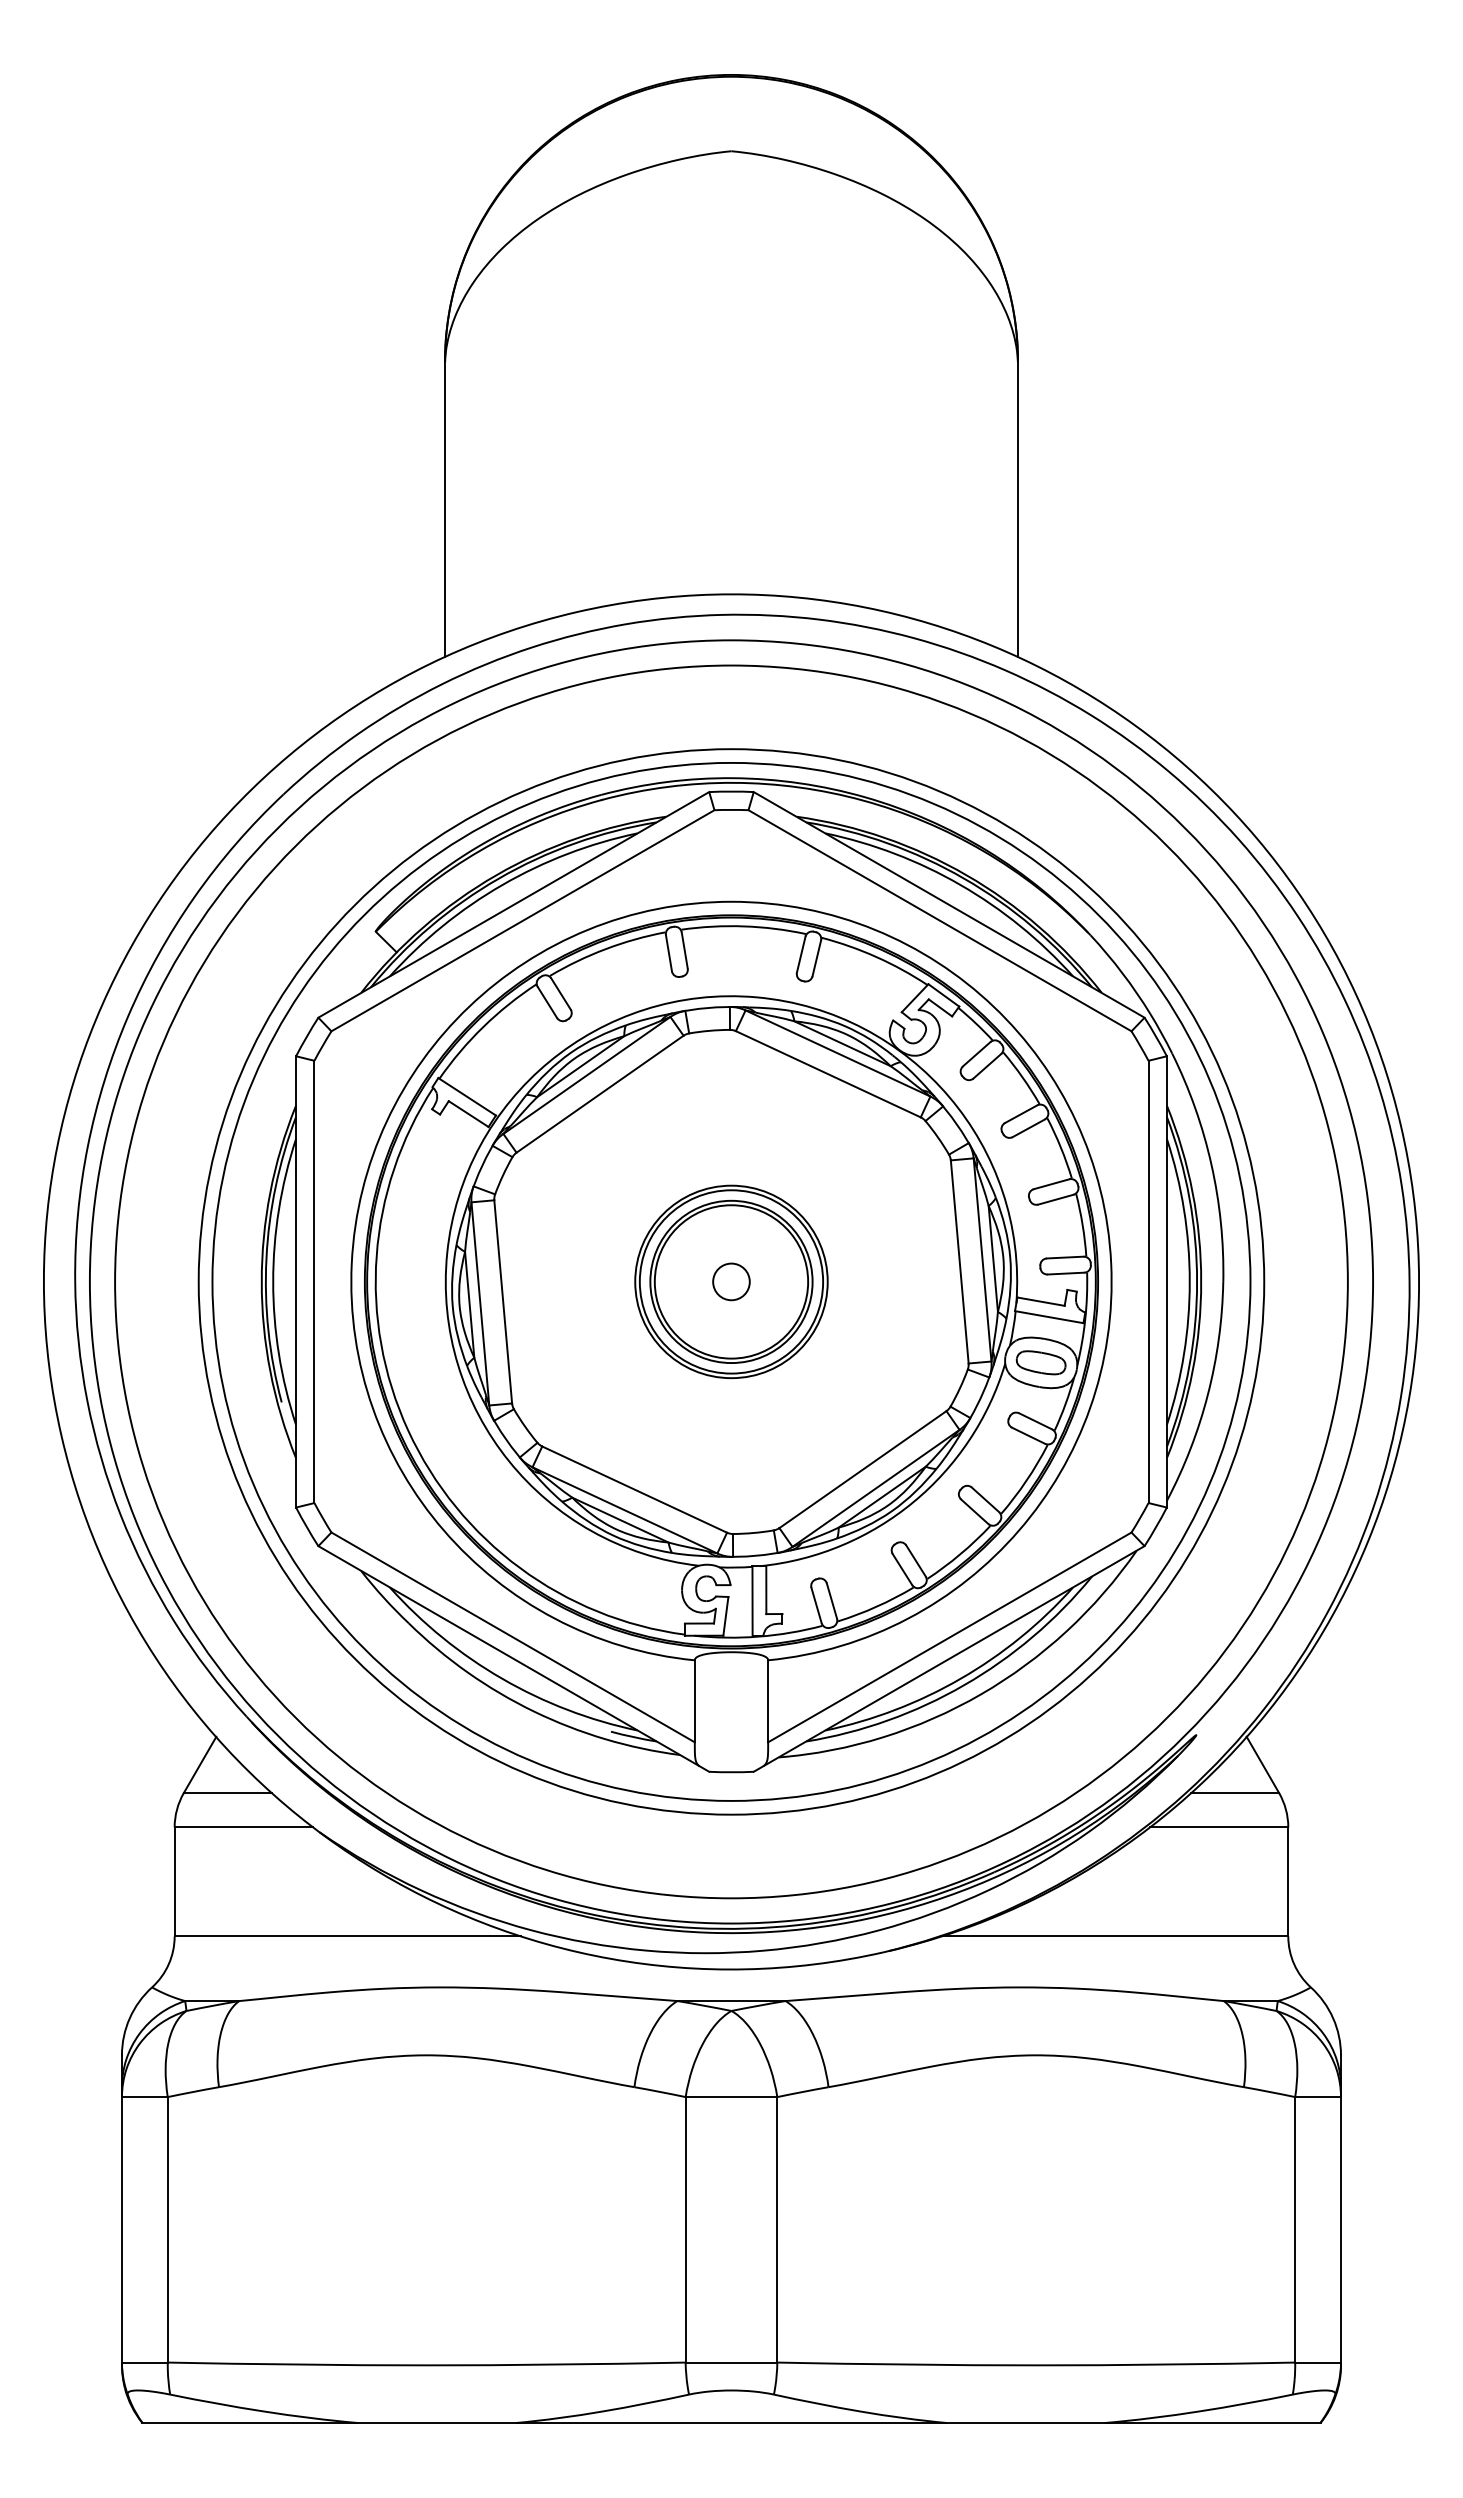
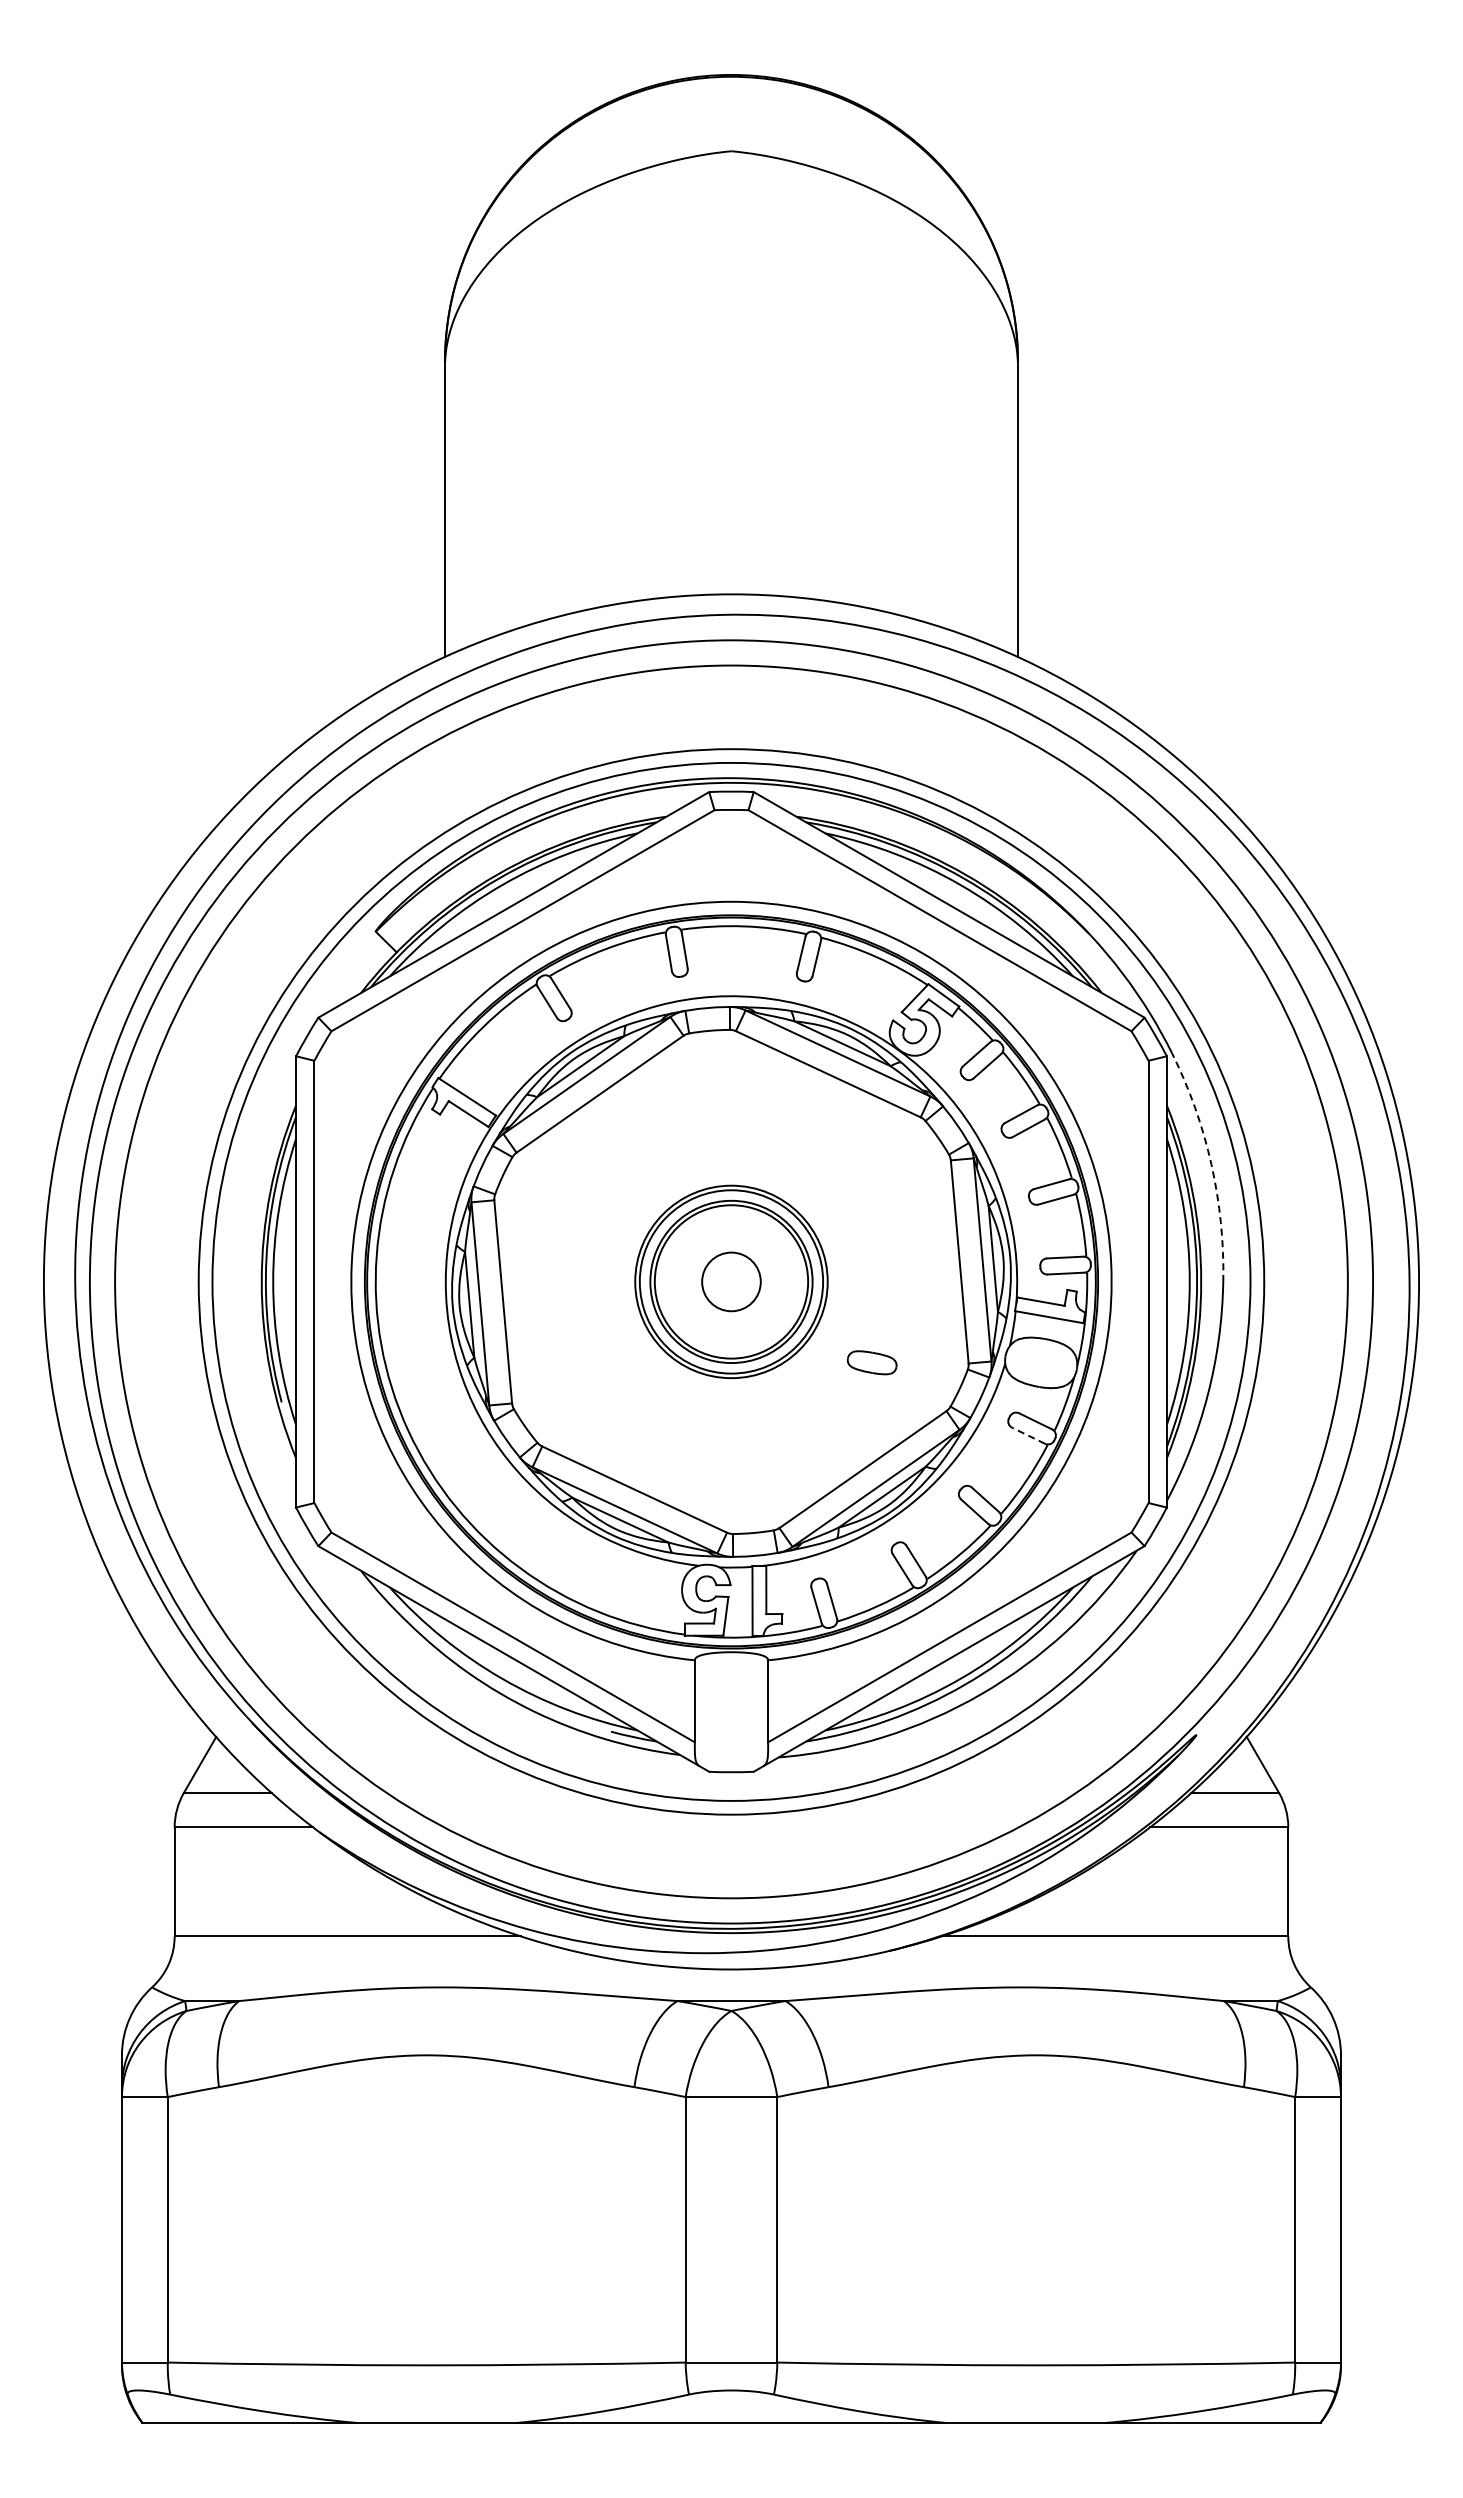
arc: solid -> dashed (1211, 1164)
circle diameter: 37 px -> 59 px (731, 1281)
part position: (1040, 1362) -> (871, 1362) (871, 1362)
line: solid -> dashed (1028, 1435)
